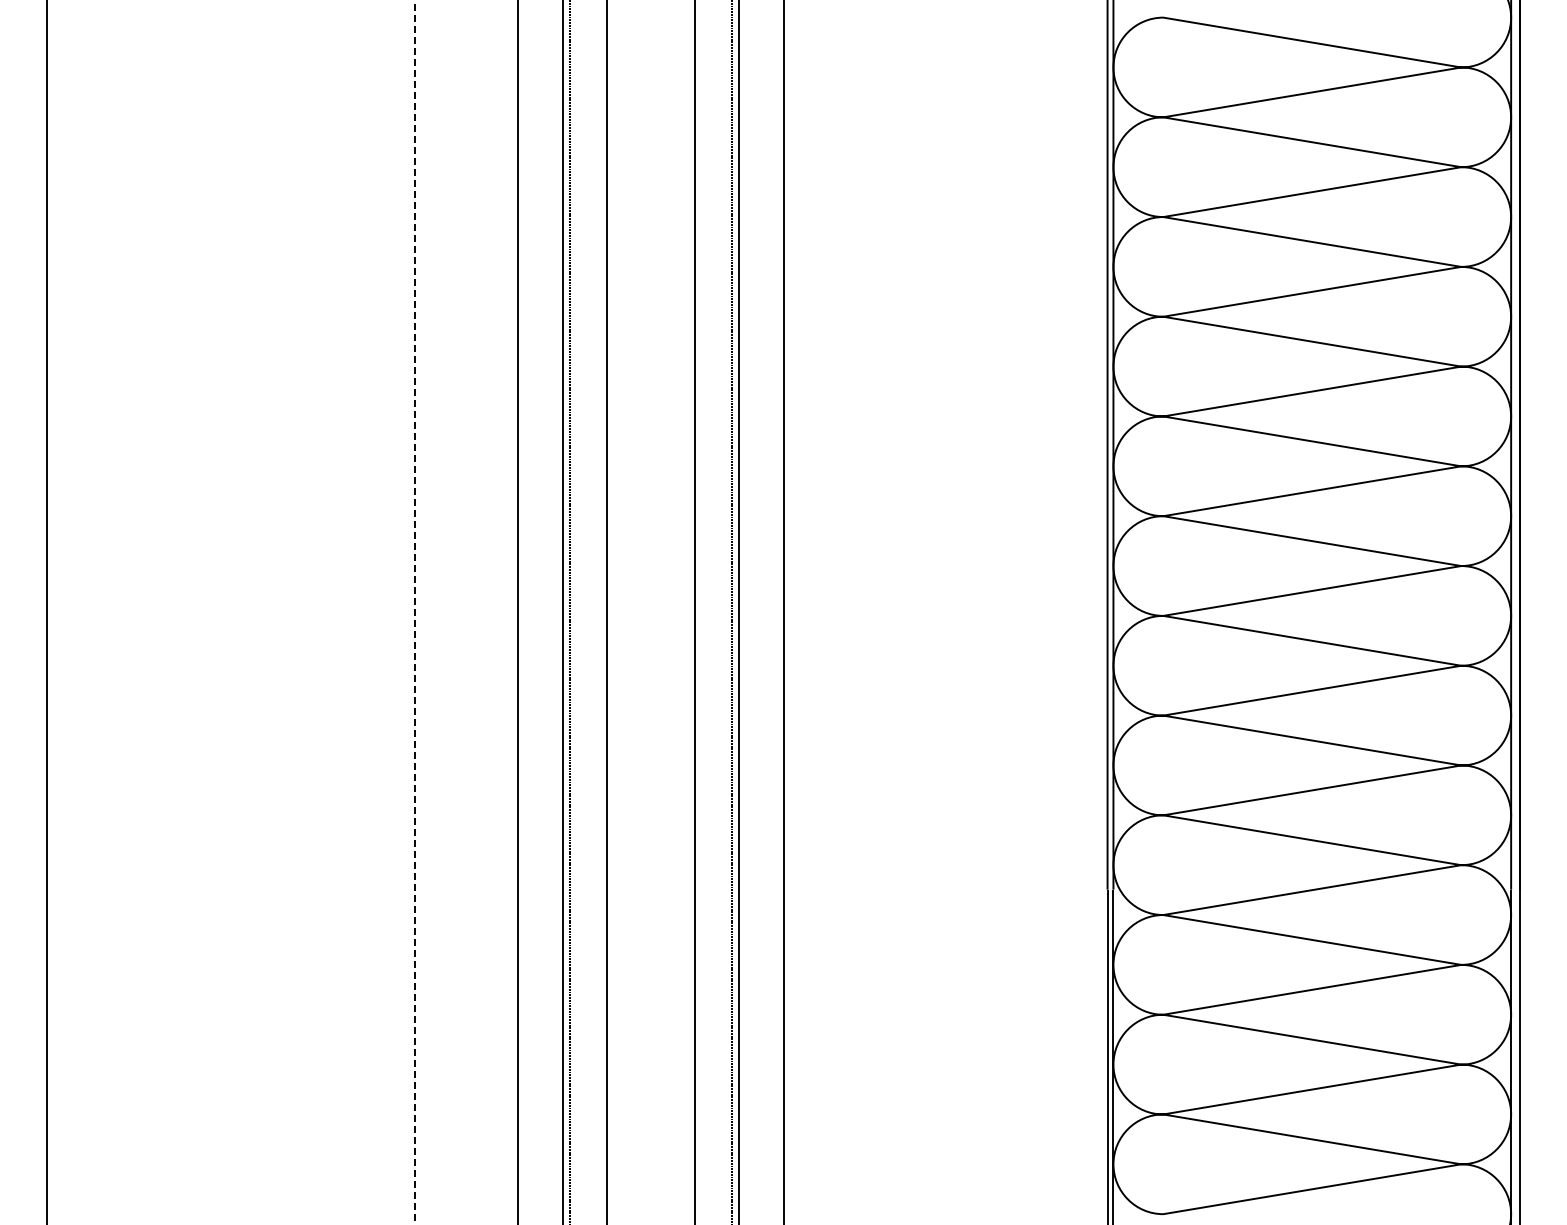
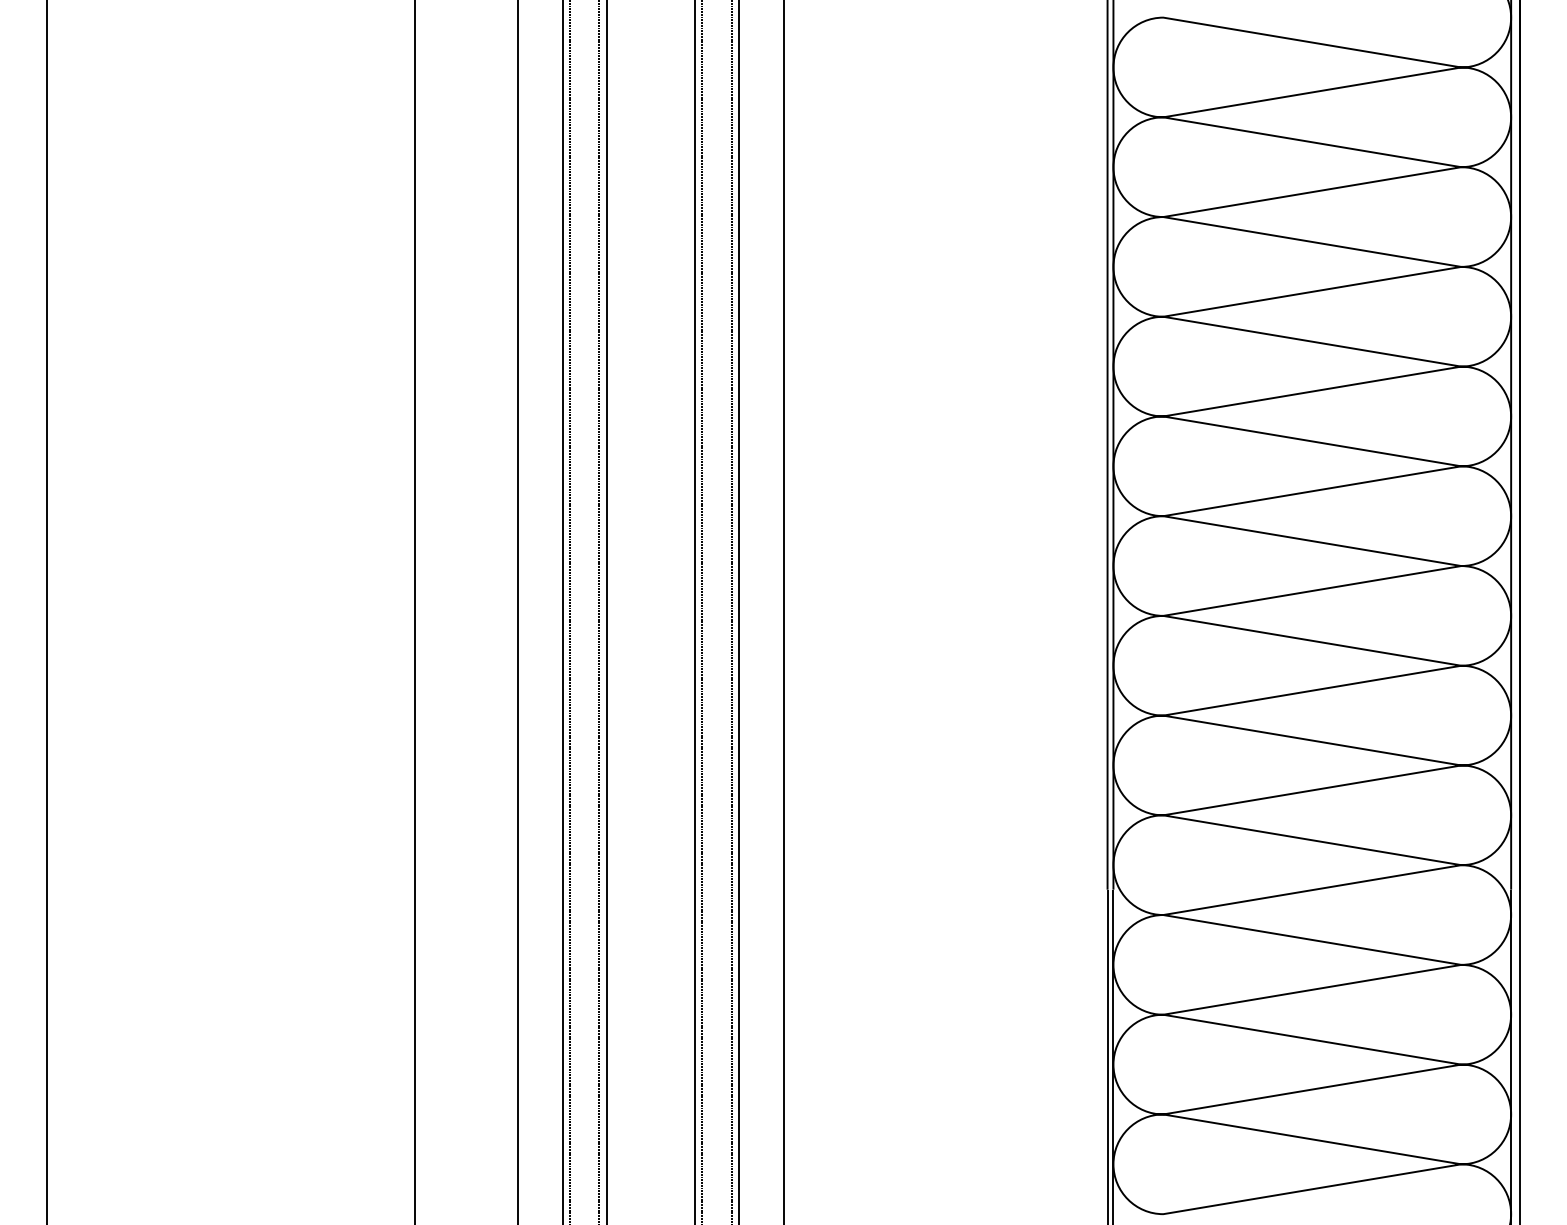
line: none -> present (599, 611)
line: none -> present (702, 611)
line: dashed -> solid (415, 612)
